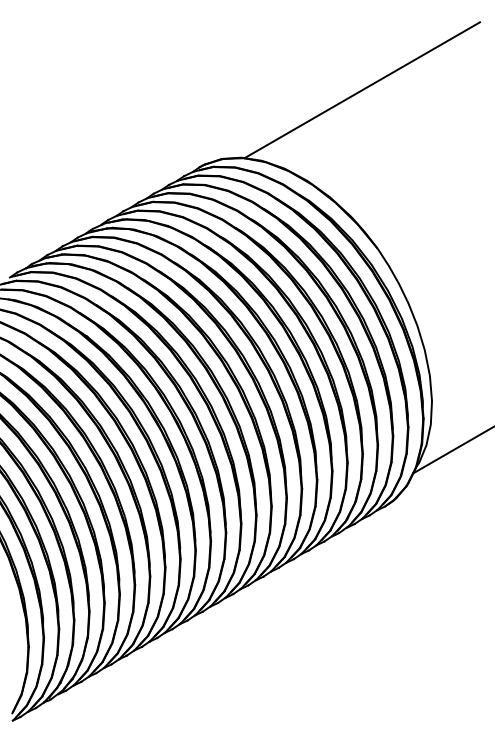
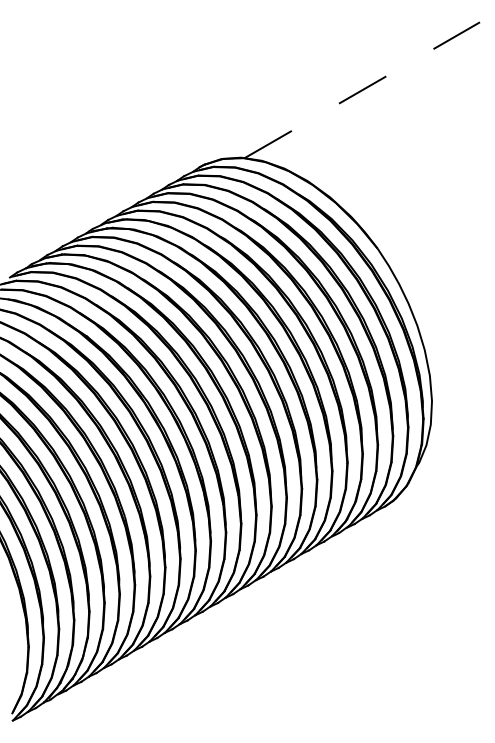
line: solid -> dashed (362, 90)
line: present -> none (452, 450)
